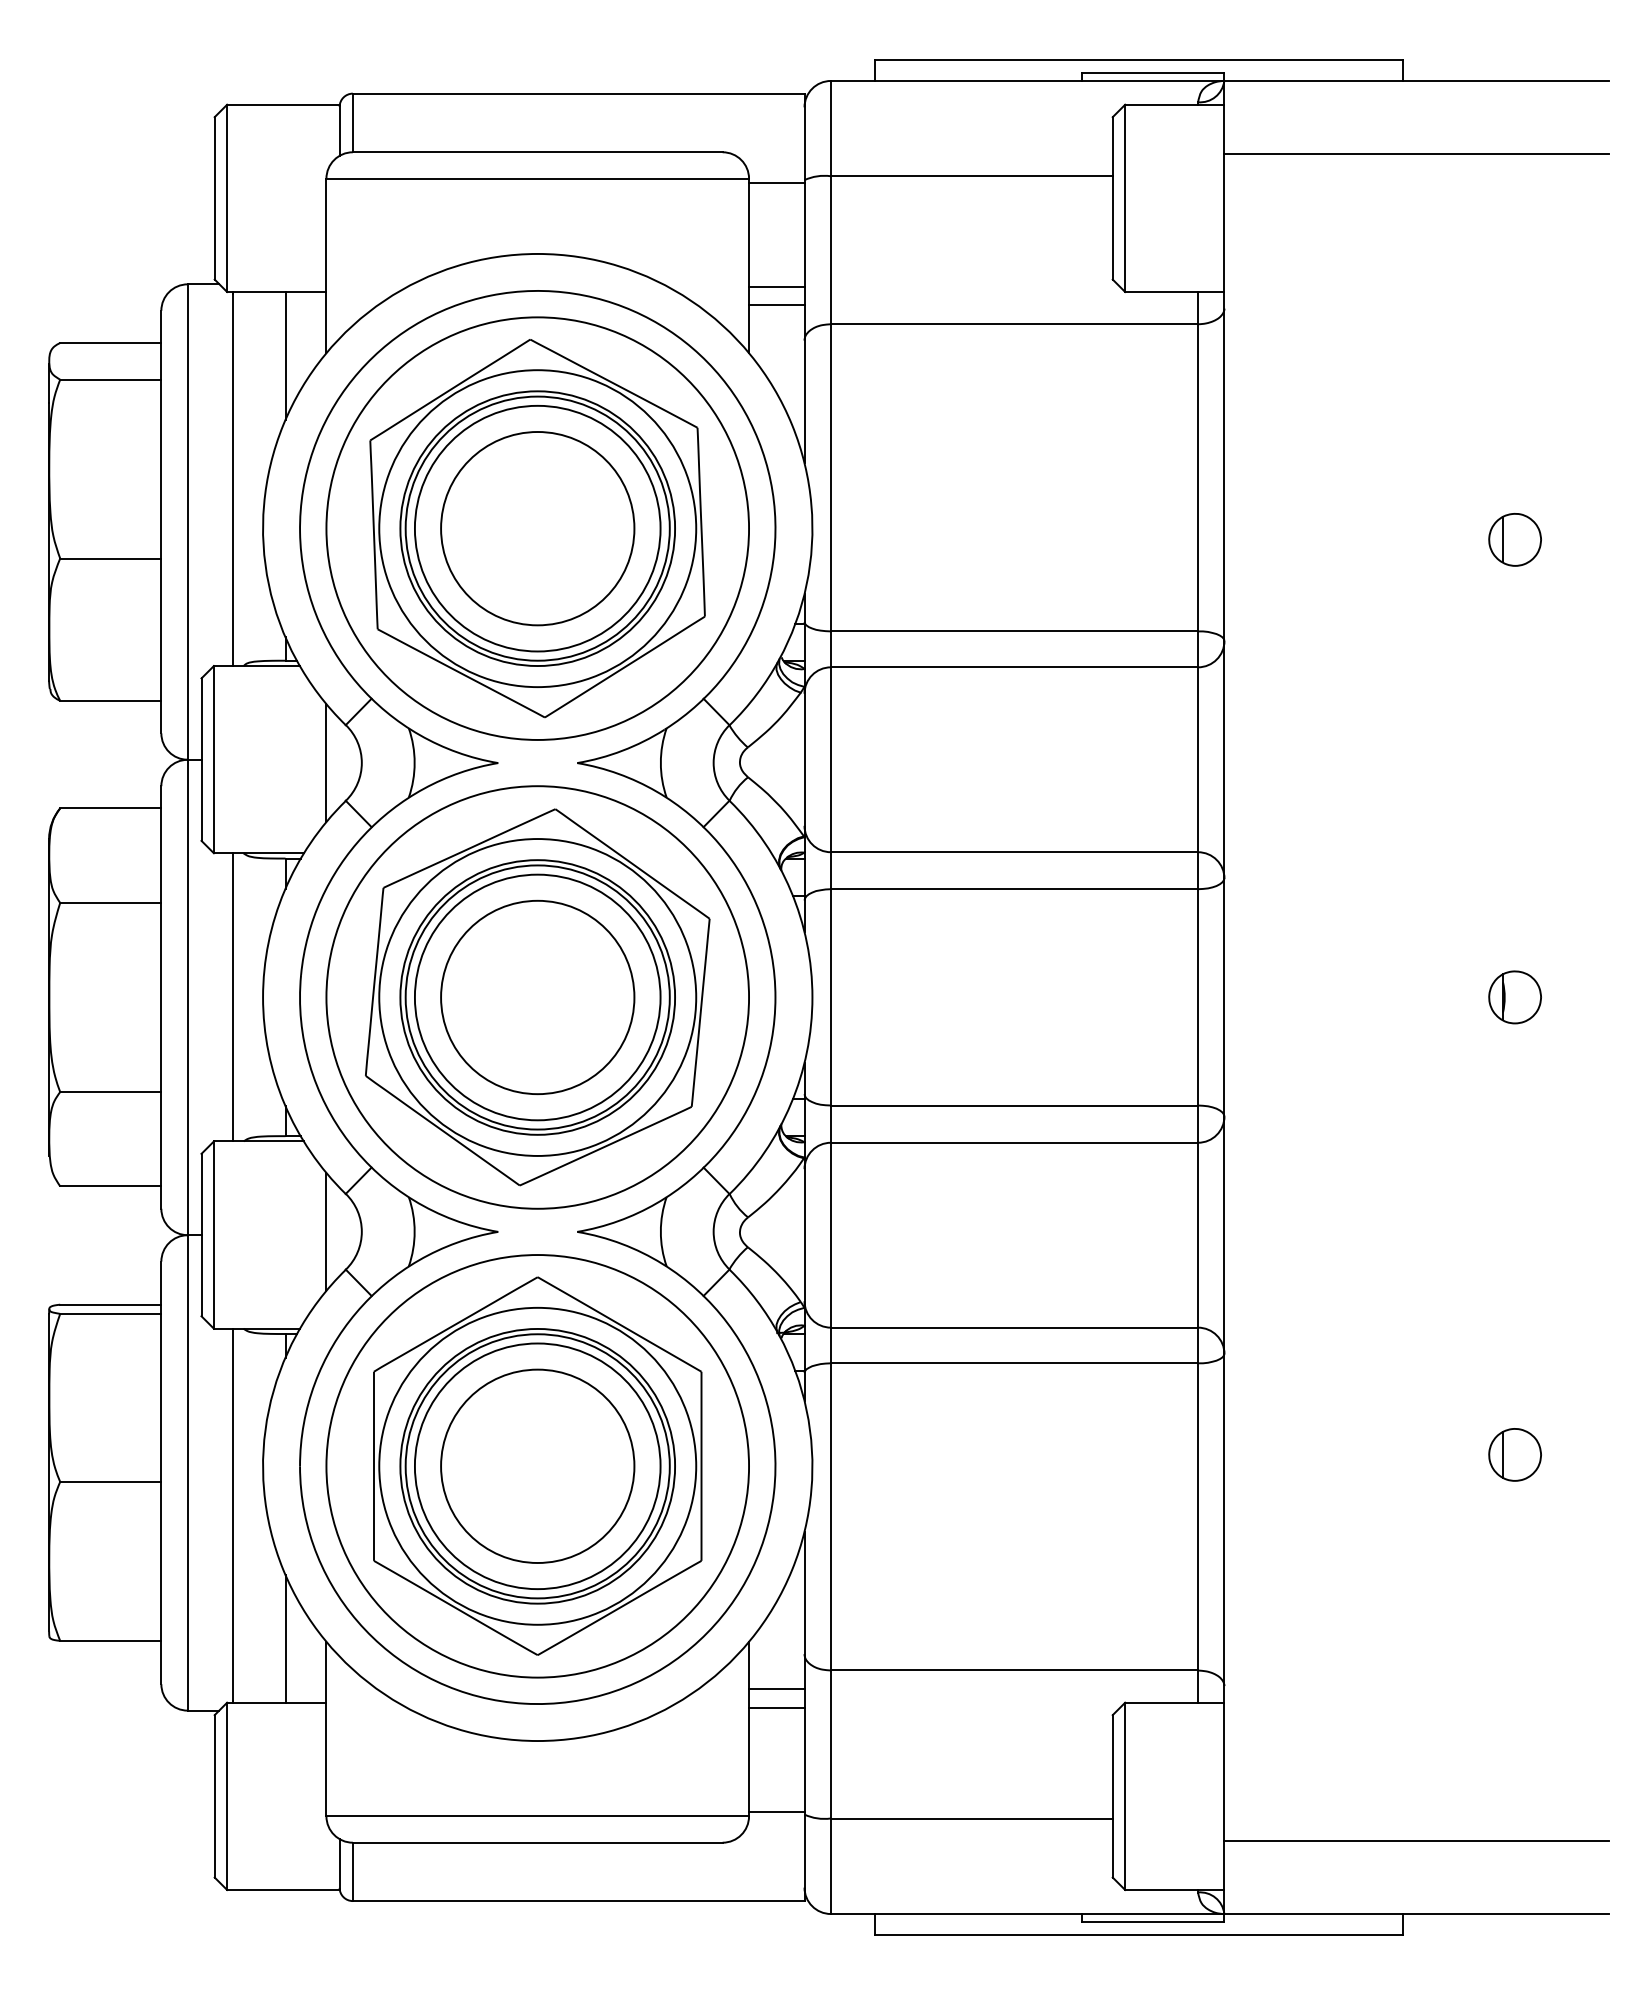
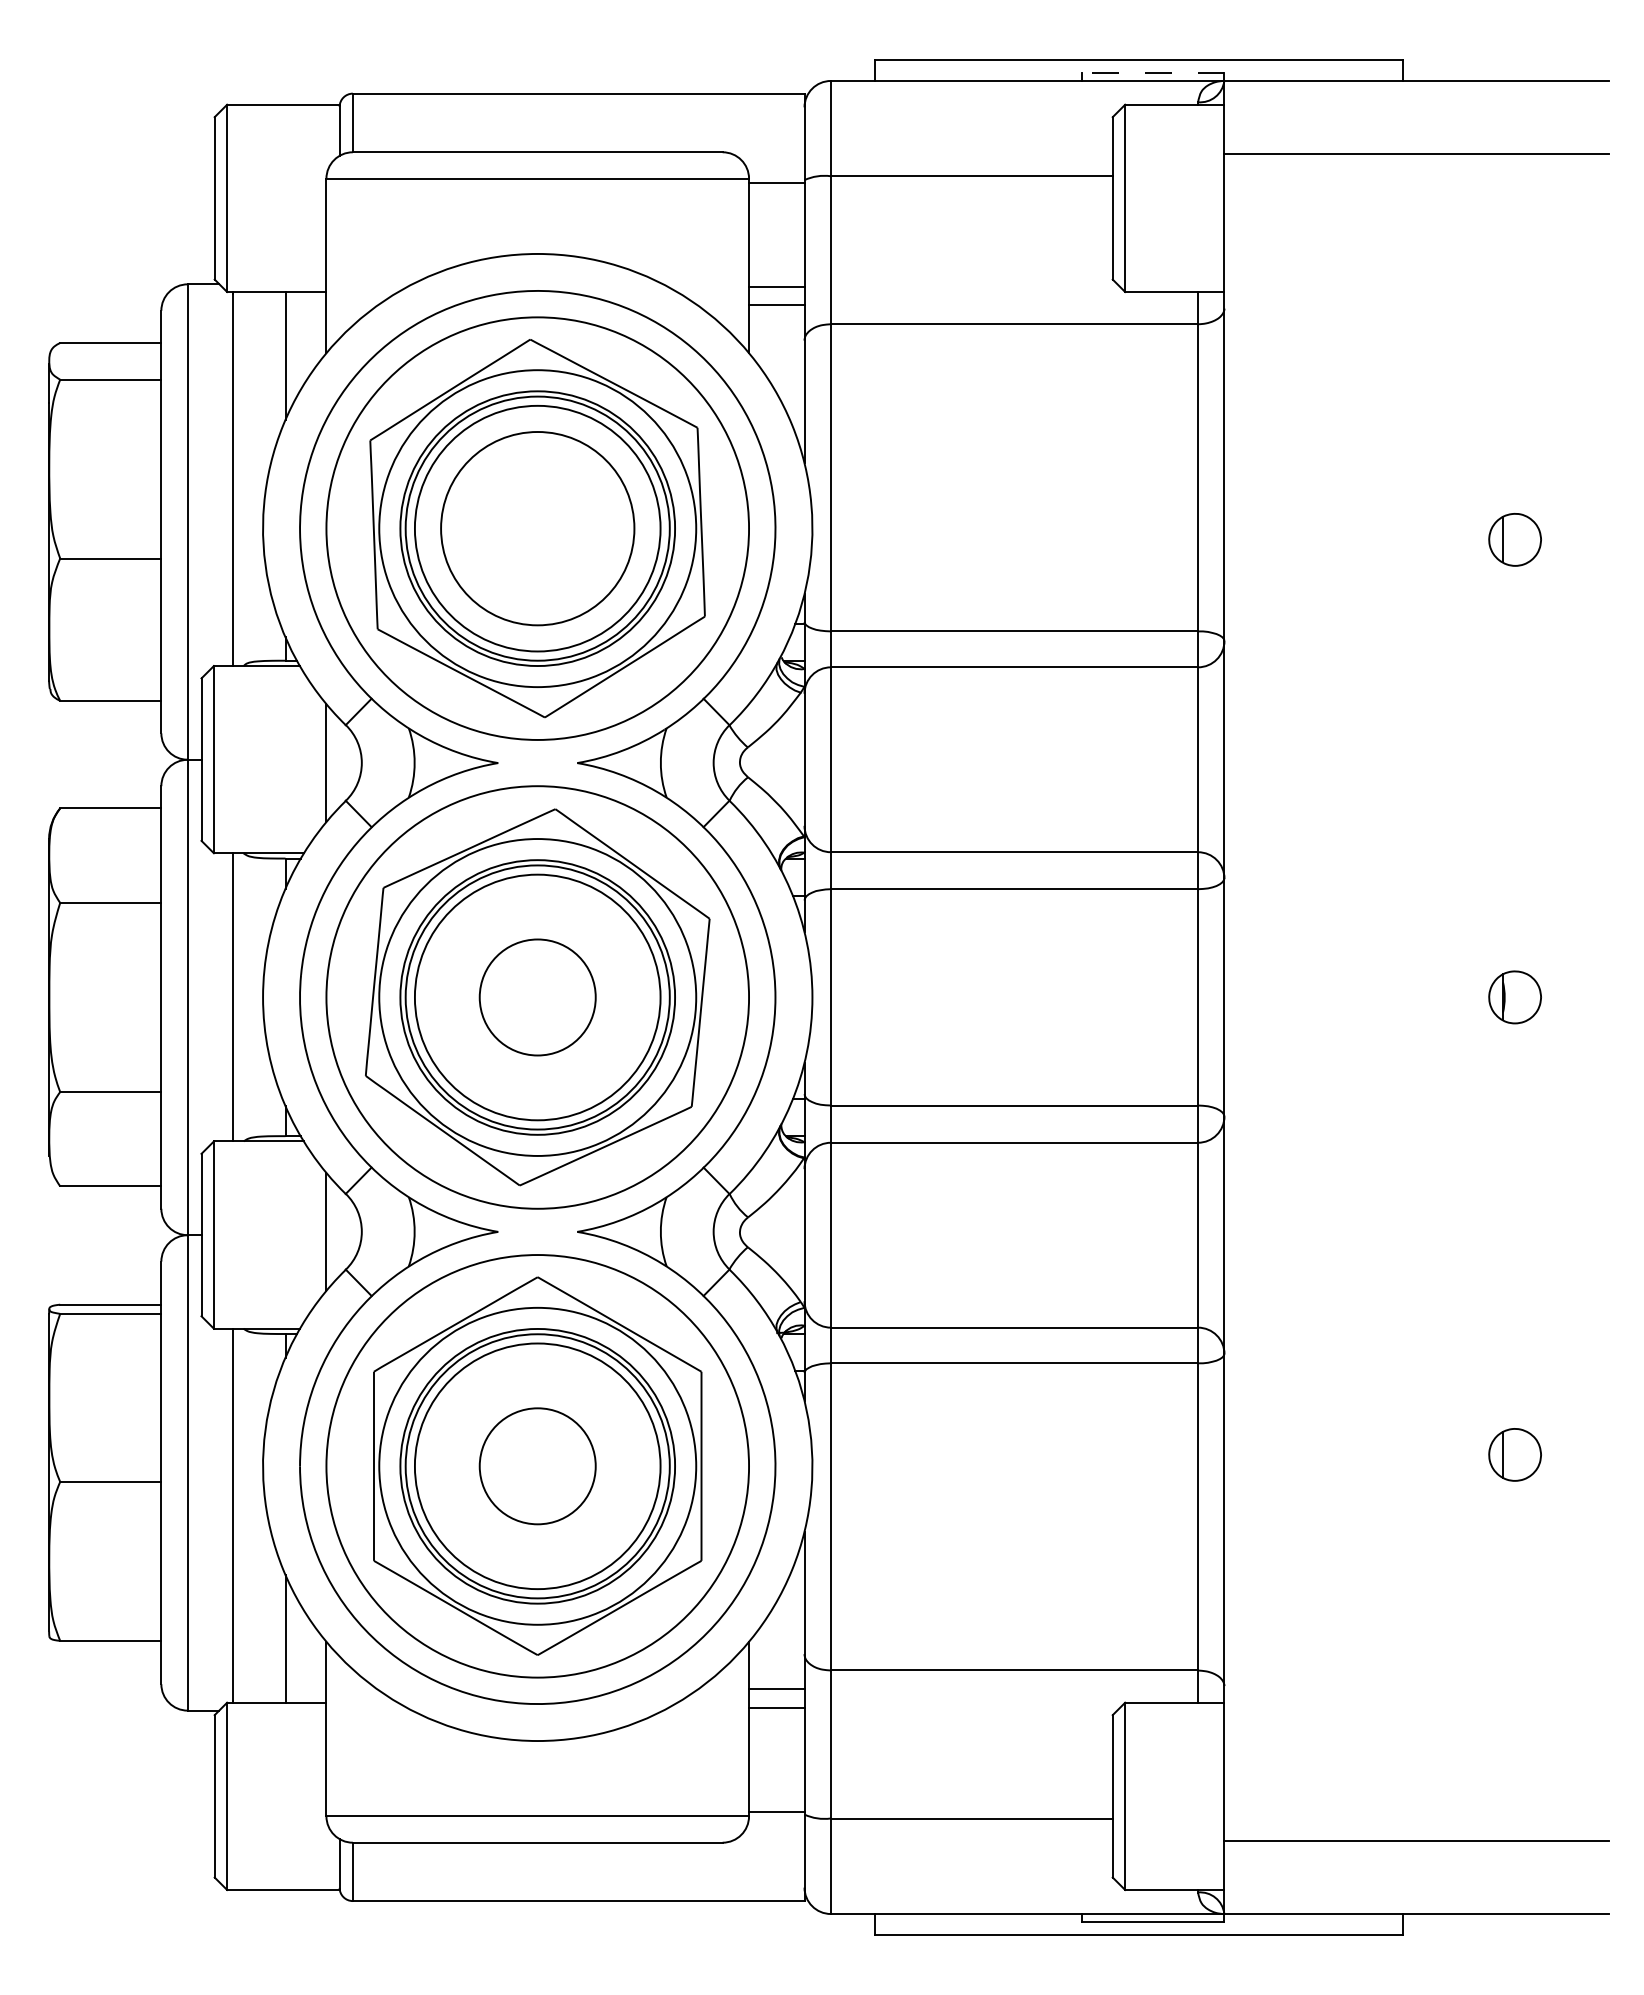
line: solid -> dashed (1152, 73)
circle diameter: 193 px -> 116 px (537, 997)
circle diameter: 193 px -> 116 px (537, 1466)
